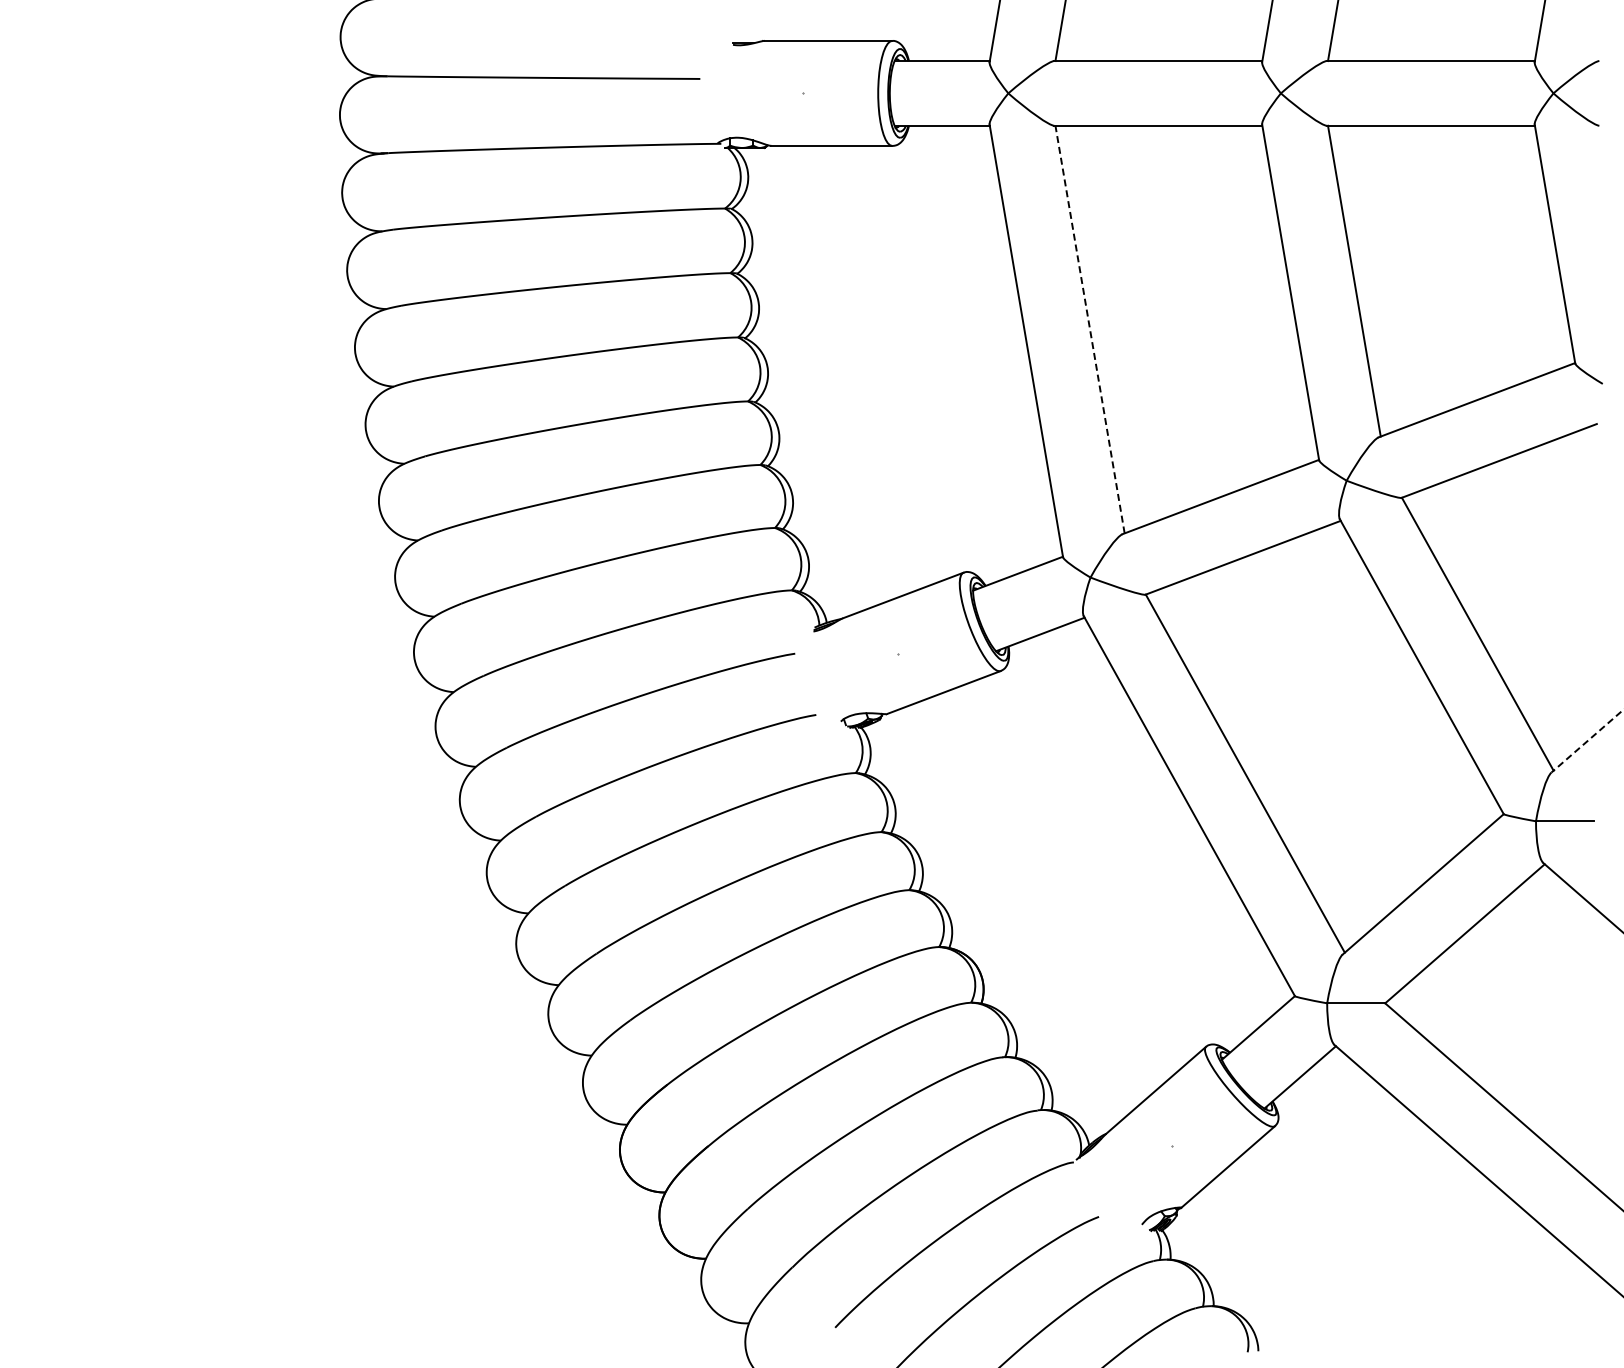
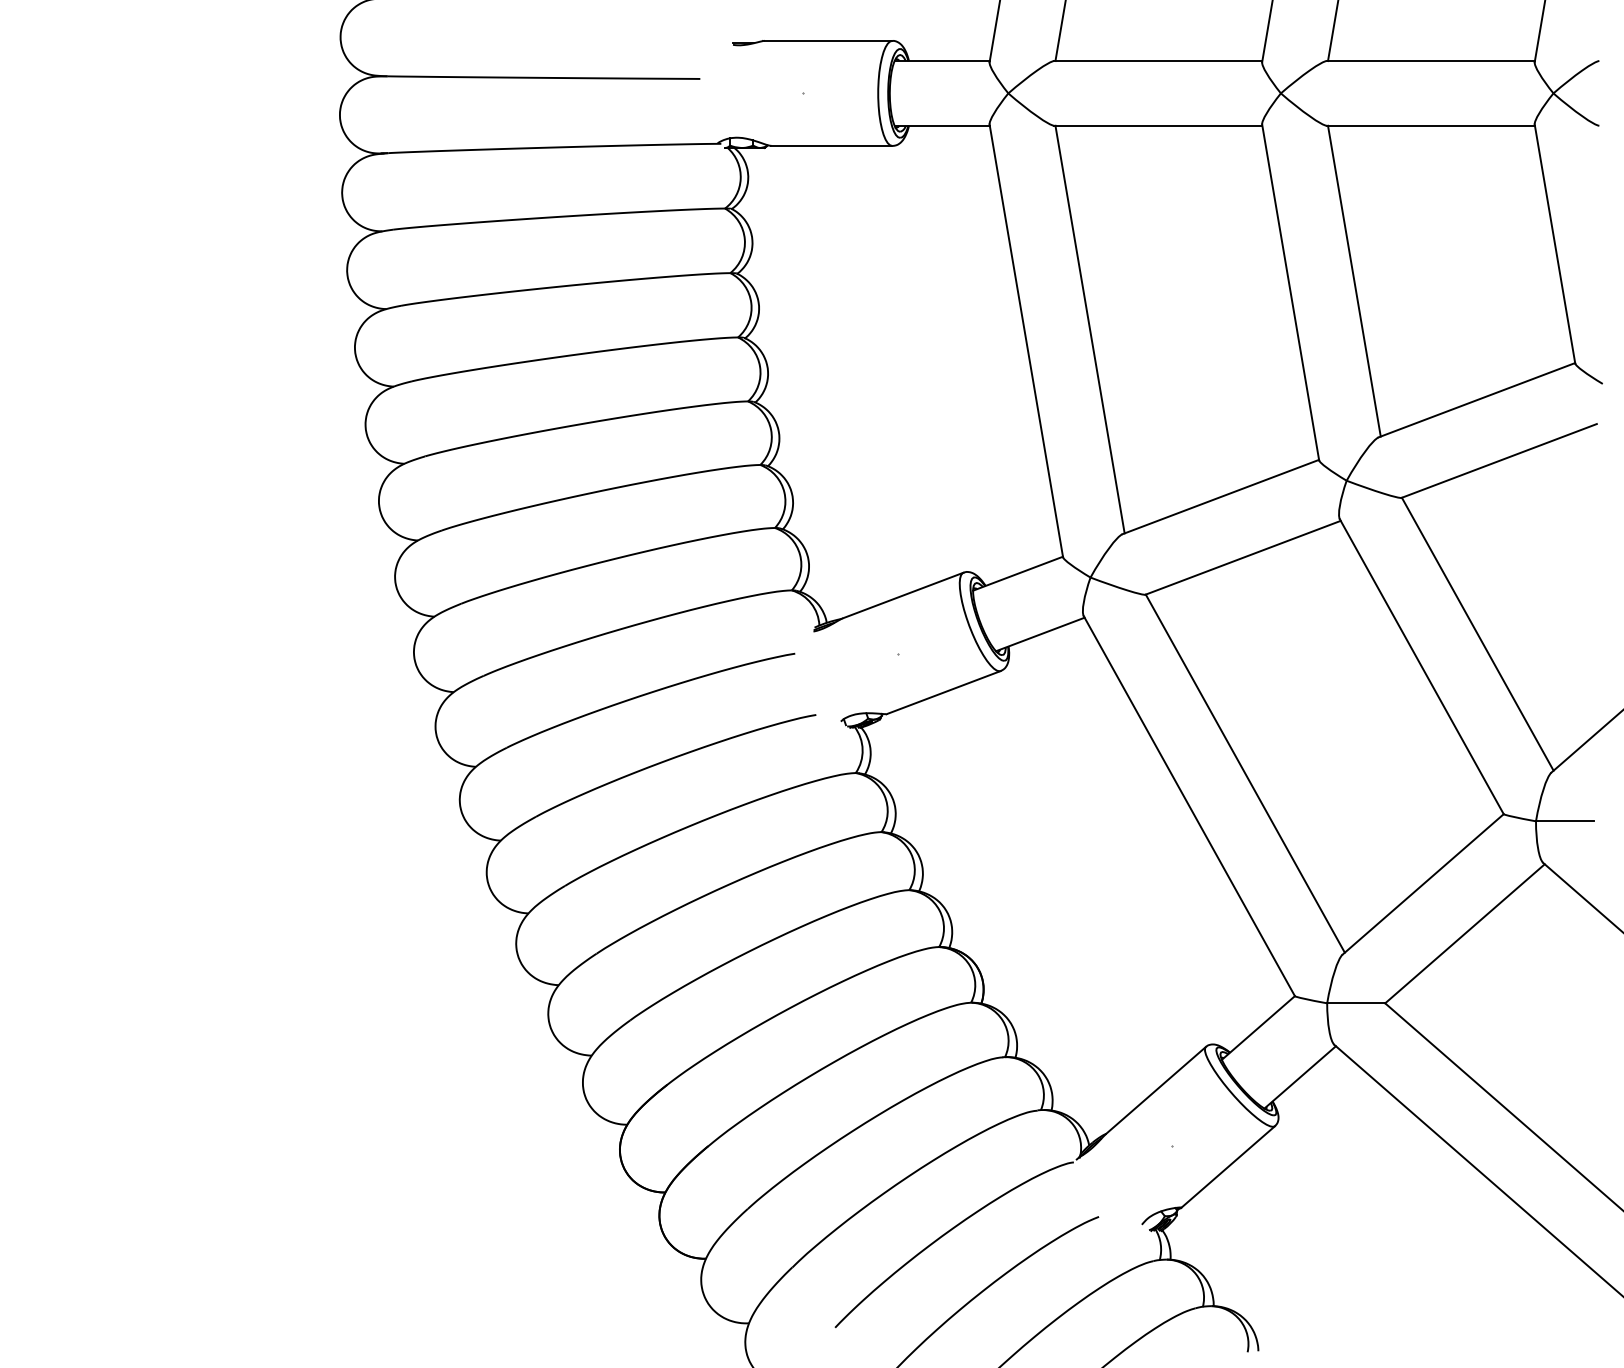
line: dashed -> solid (1090, 329)
line: dashed -> solid (1587, 741)
